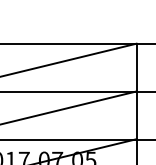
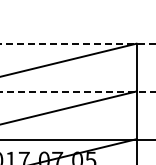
line: solid -> dashed (78, 44)
line: solid -> dashed (78, 91)
